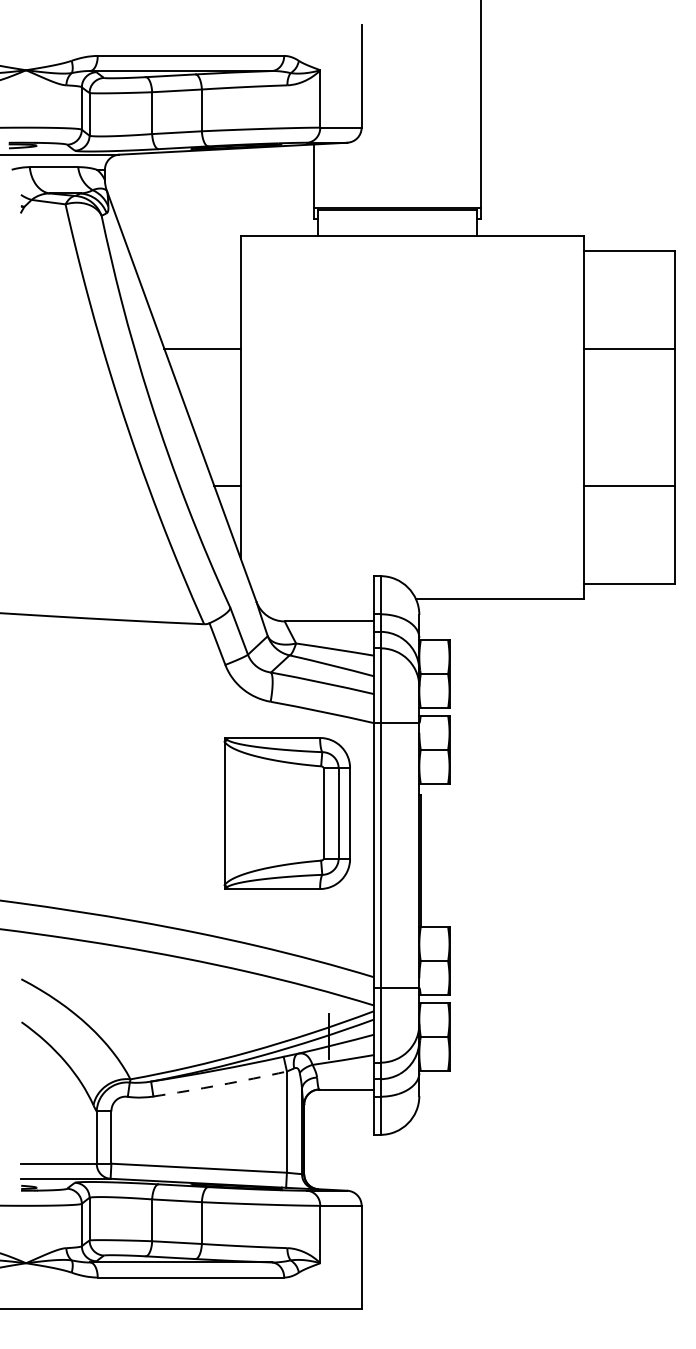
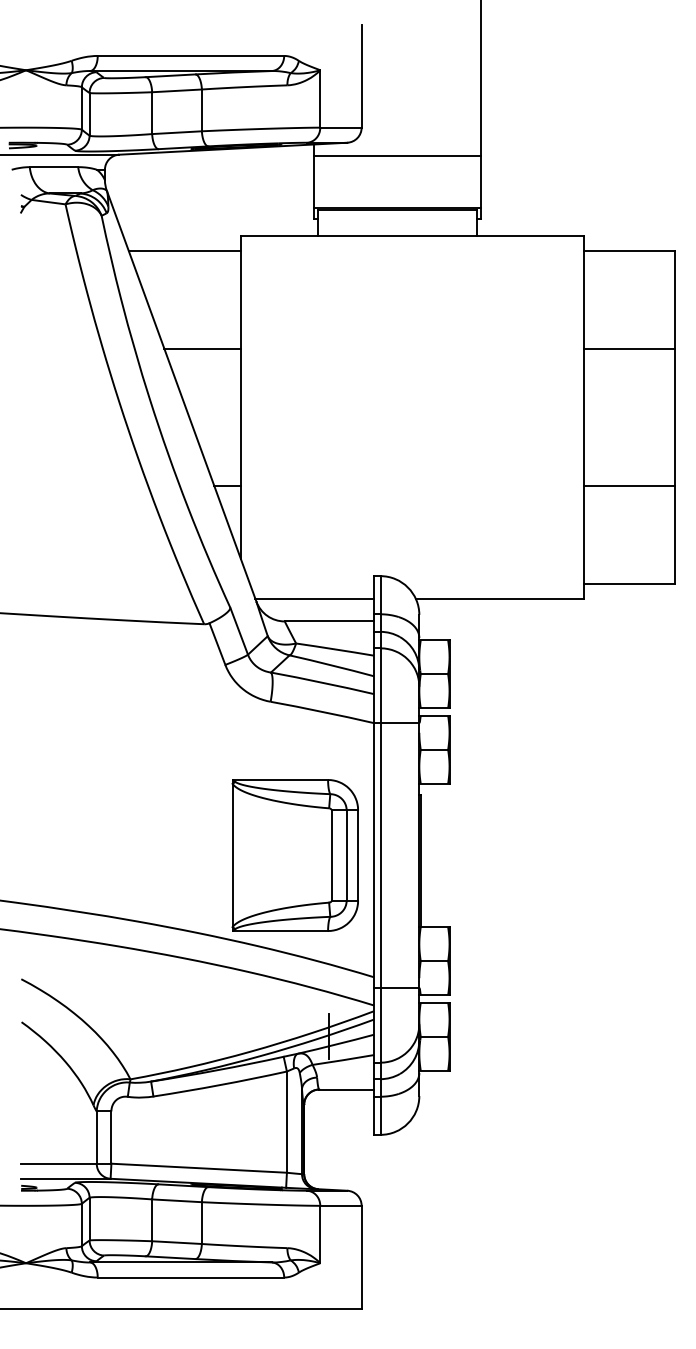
line: none -> present (397, 155)
line: none -> present (184, 251)
line: none -> present (314, 598)
part position: (286, 813) -> (294, 855) (294, 855)
arc: dashed -> solid (220, 1085)
